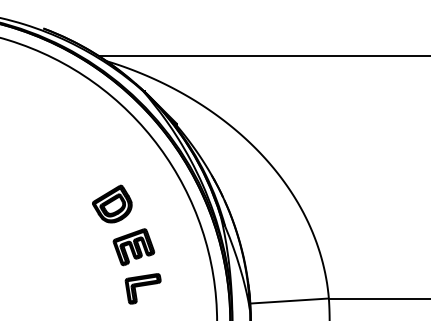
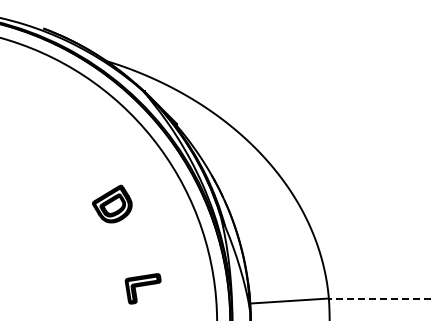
line: present -> none (263, 56)
part: present -> none (133, 247)
line: solid -> dashed (379, 298)
